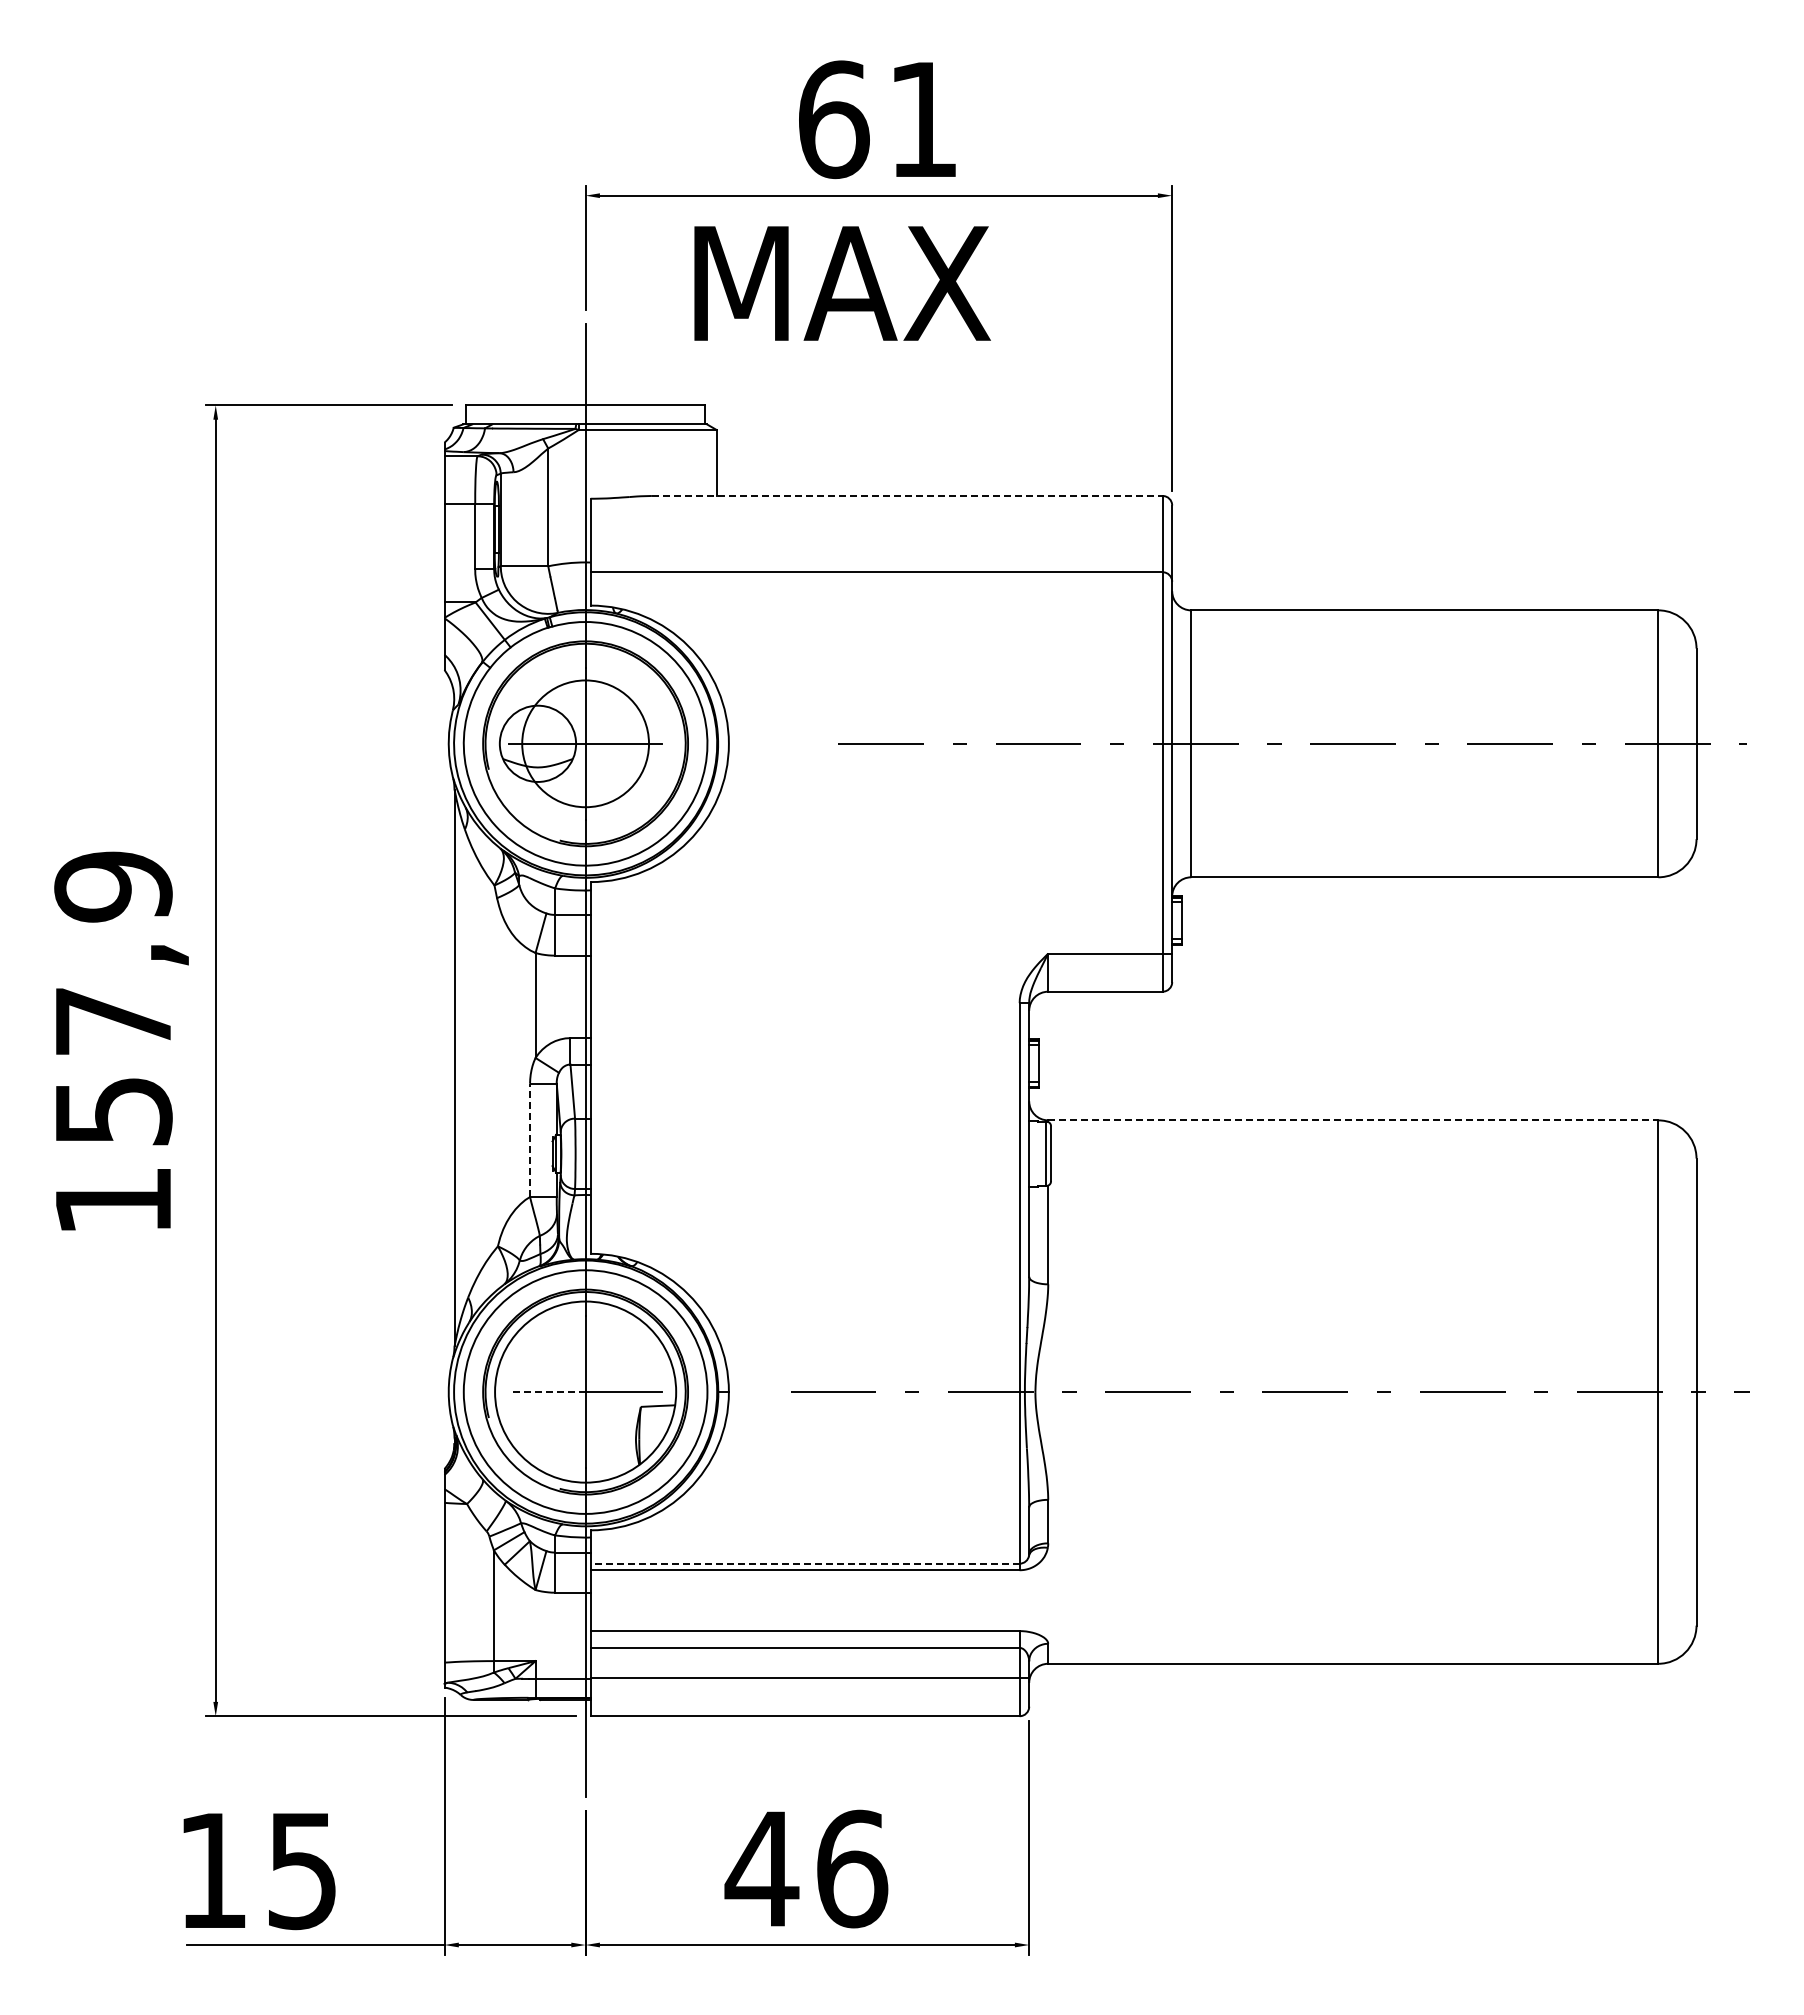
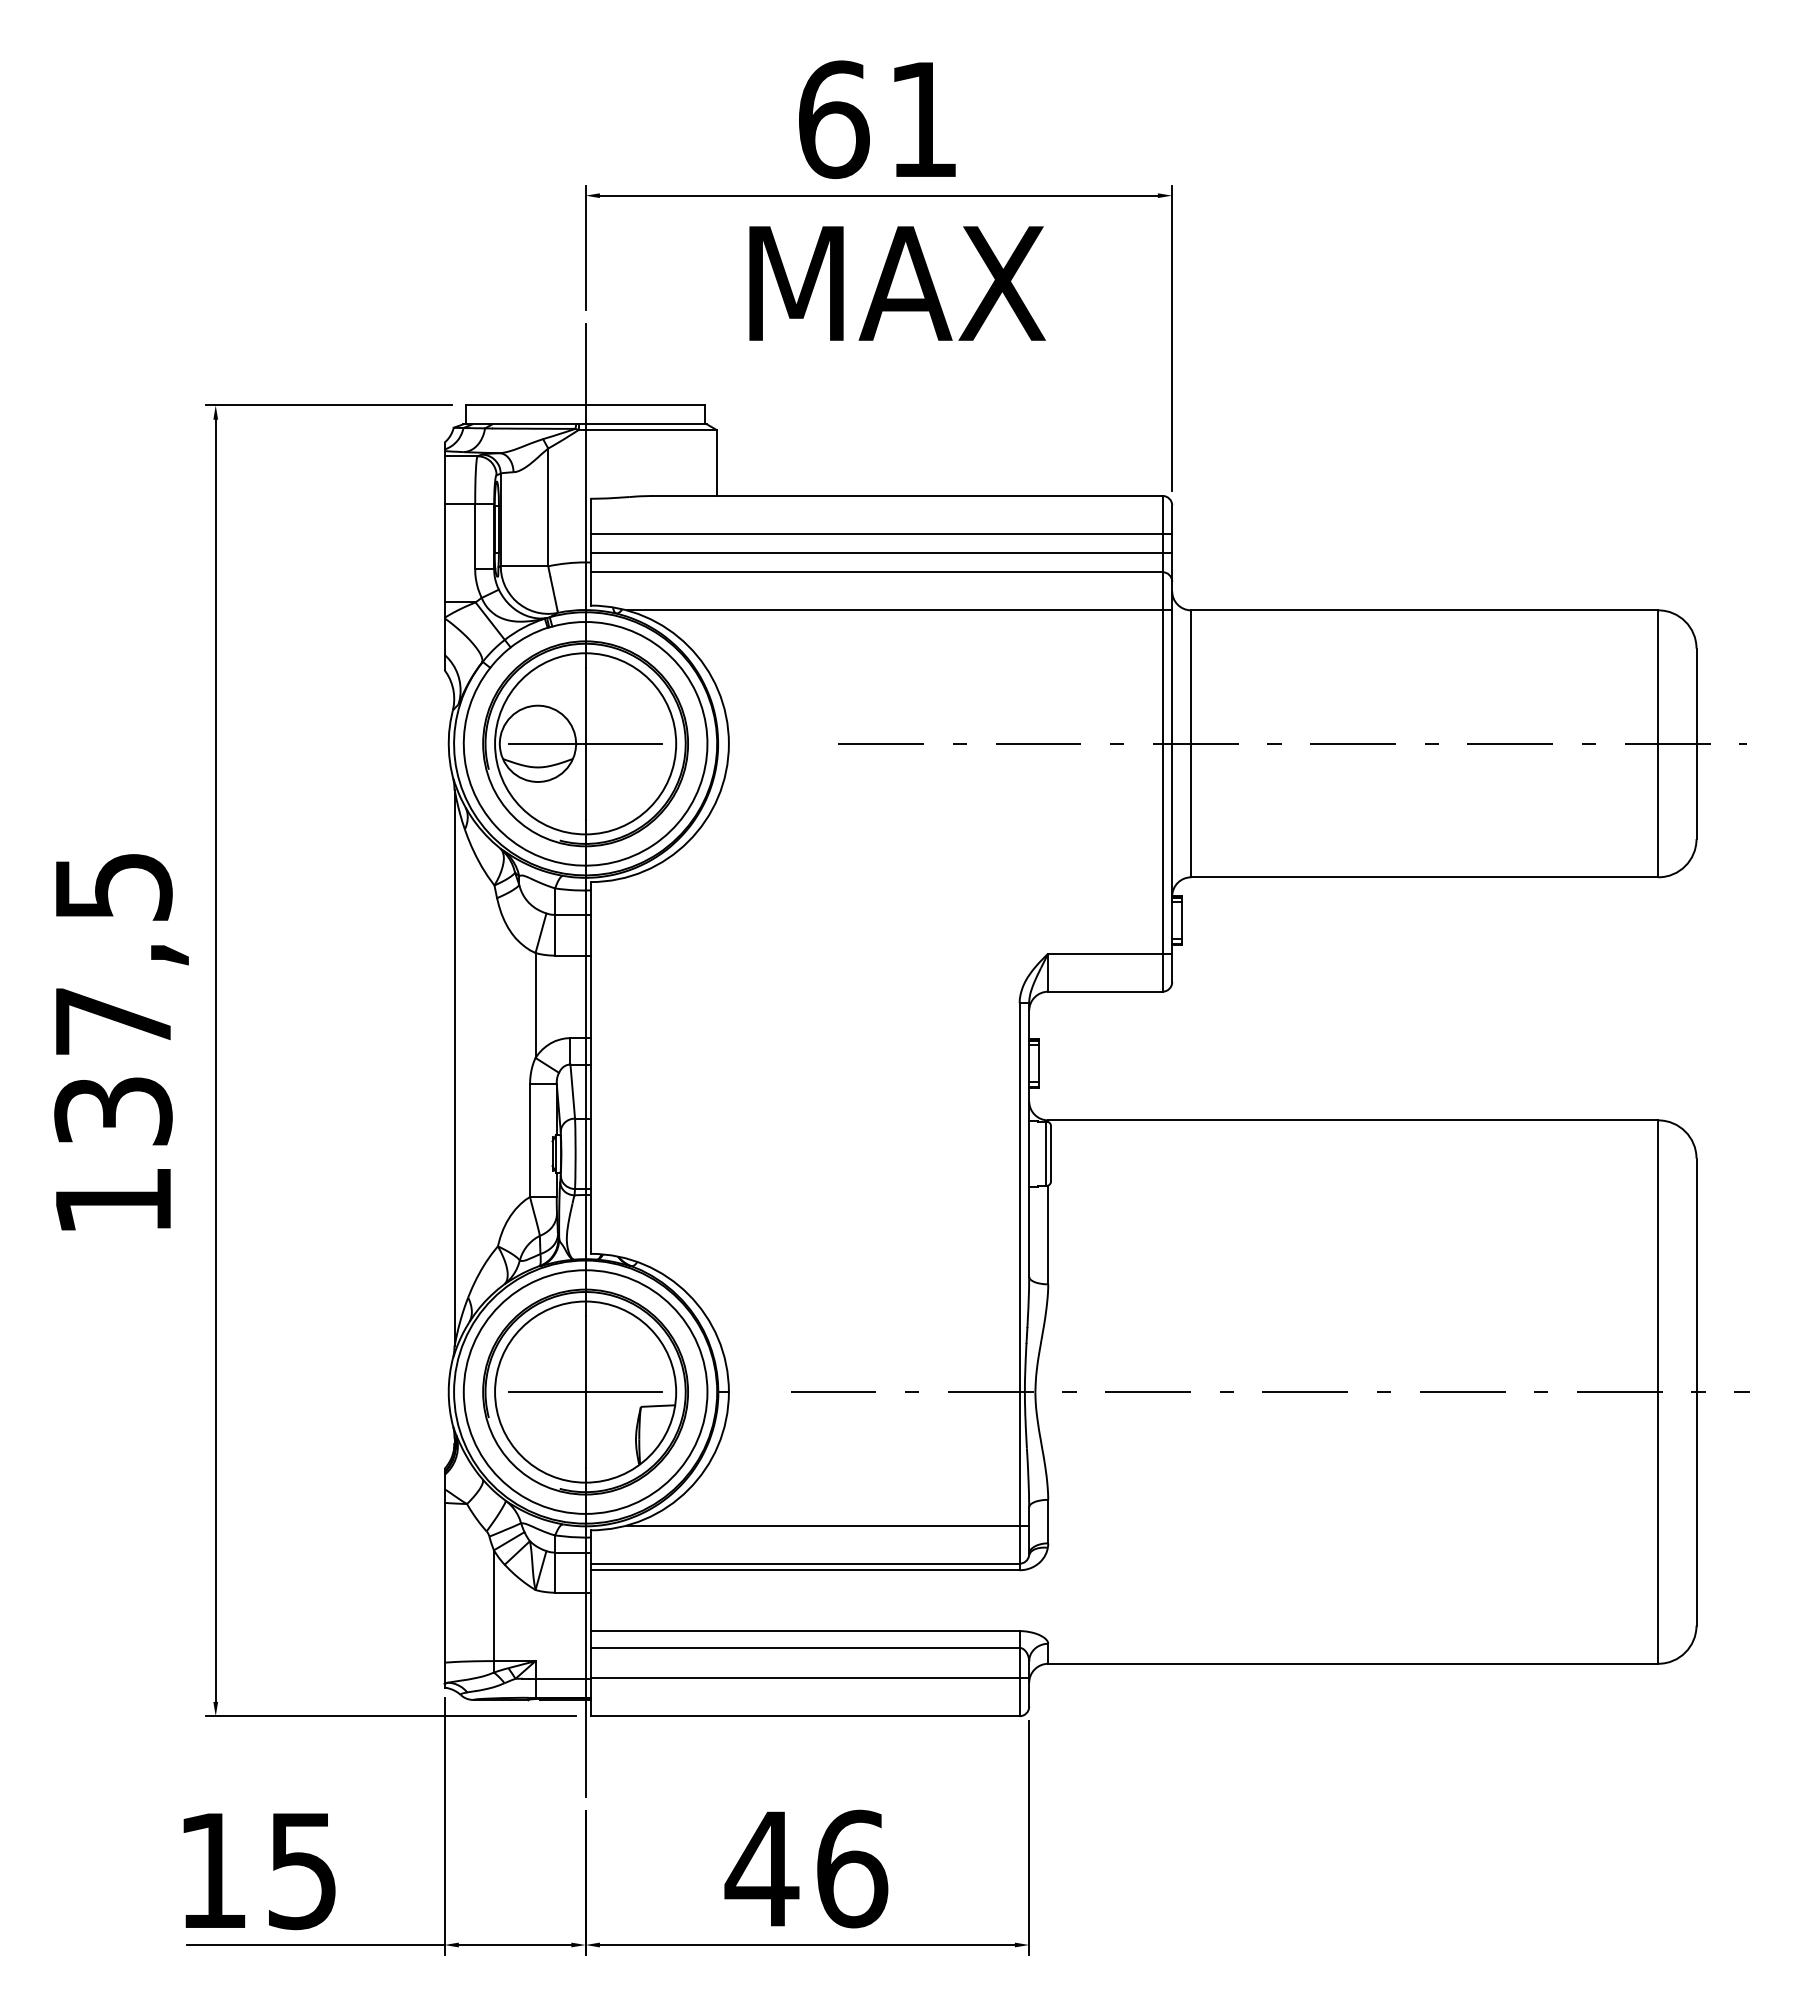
text position: (842, 283) -> (897, 283) (897, 283)
line: dashed -> solid (907, 495)
line: none -> present (881, 534)
line: none -> present (881, 553)
line: none -> present (899, 610)
circle diameter: 127 px -> 181 px (585, 743)
text: 157,9 -> 137,5 (113, 998)
line: dashed -> solid (1353, 1120)
line: dashed -> solid (530, 1140)
line: dashed -> solid (547, 1392)
line: none -> present (827, 1525)
line: dashed -> solid (804, 1563)
